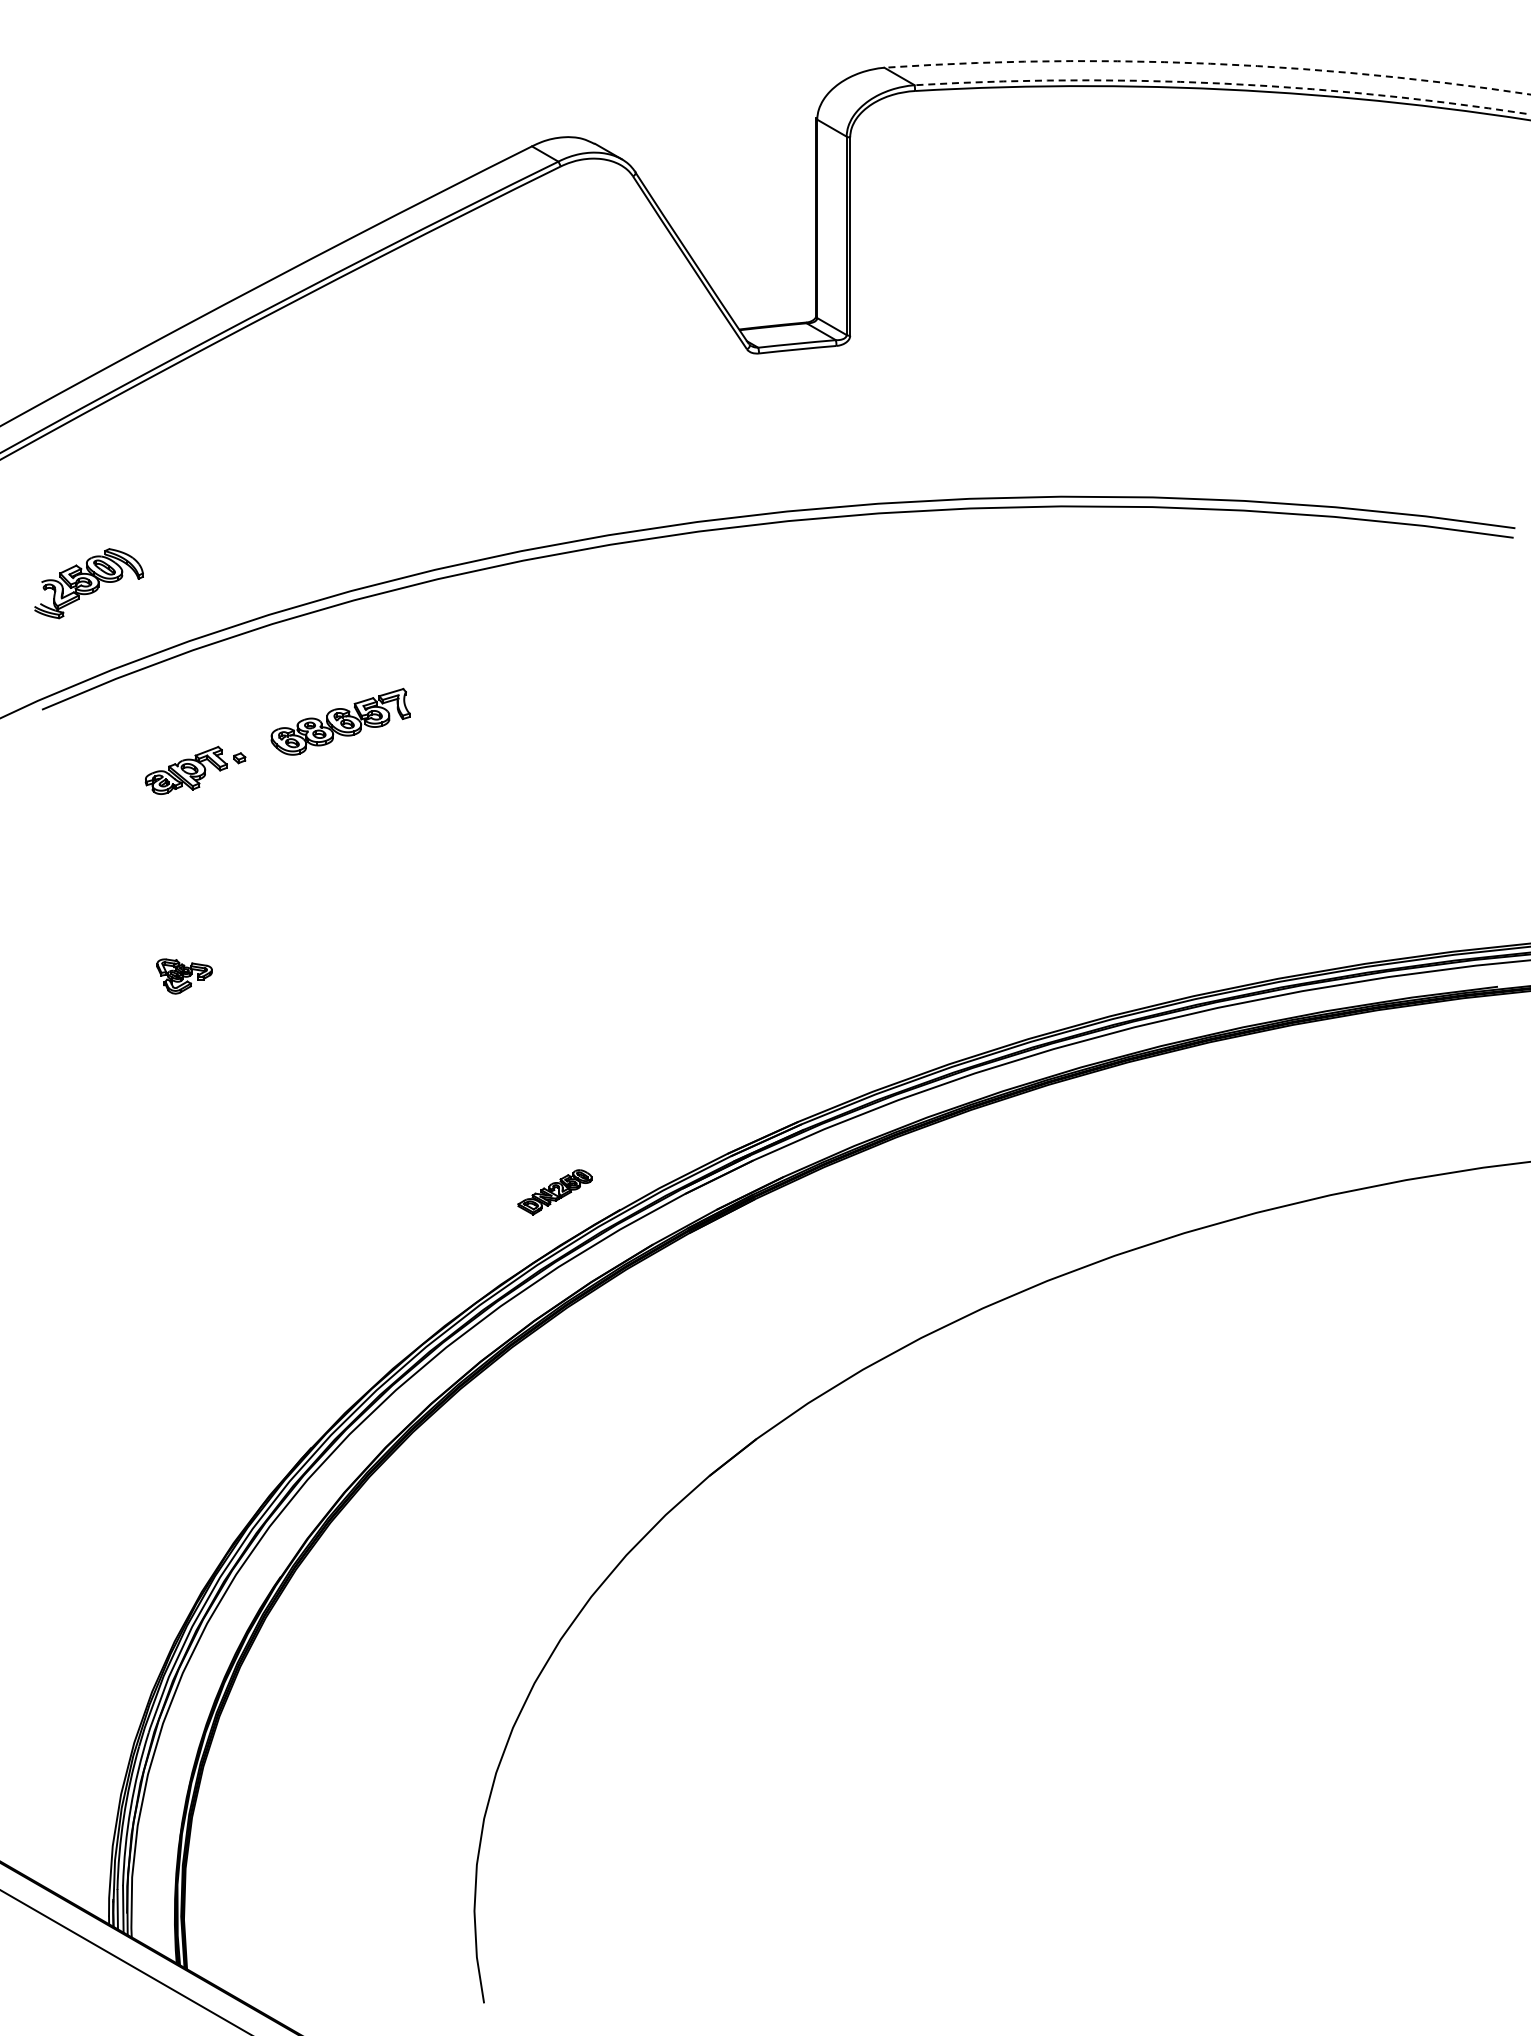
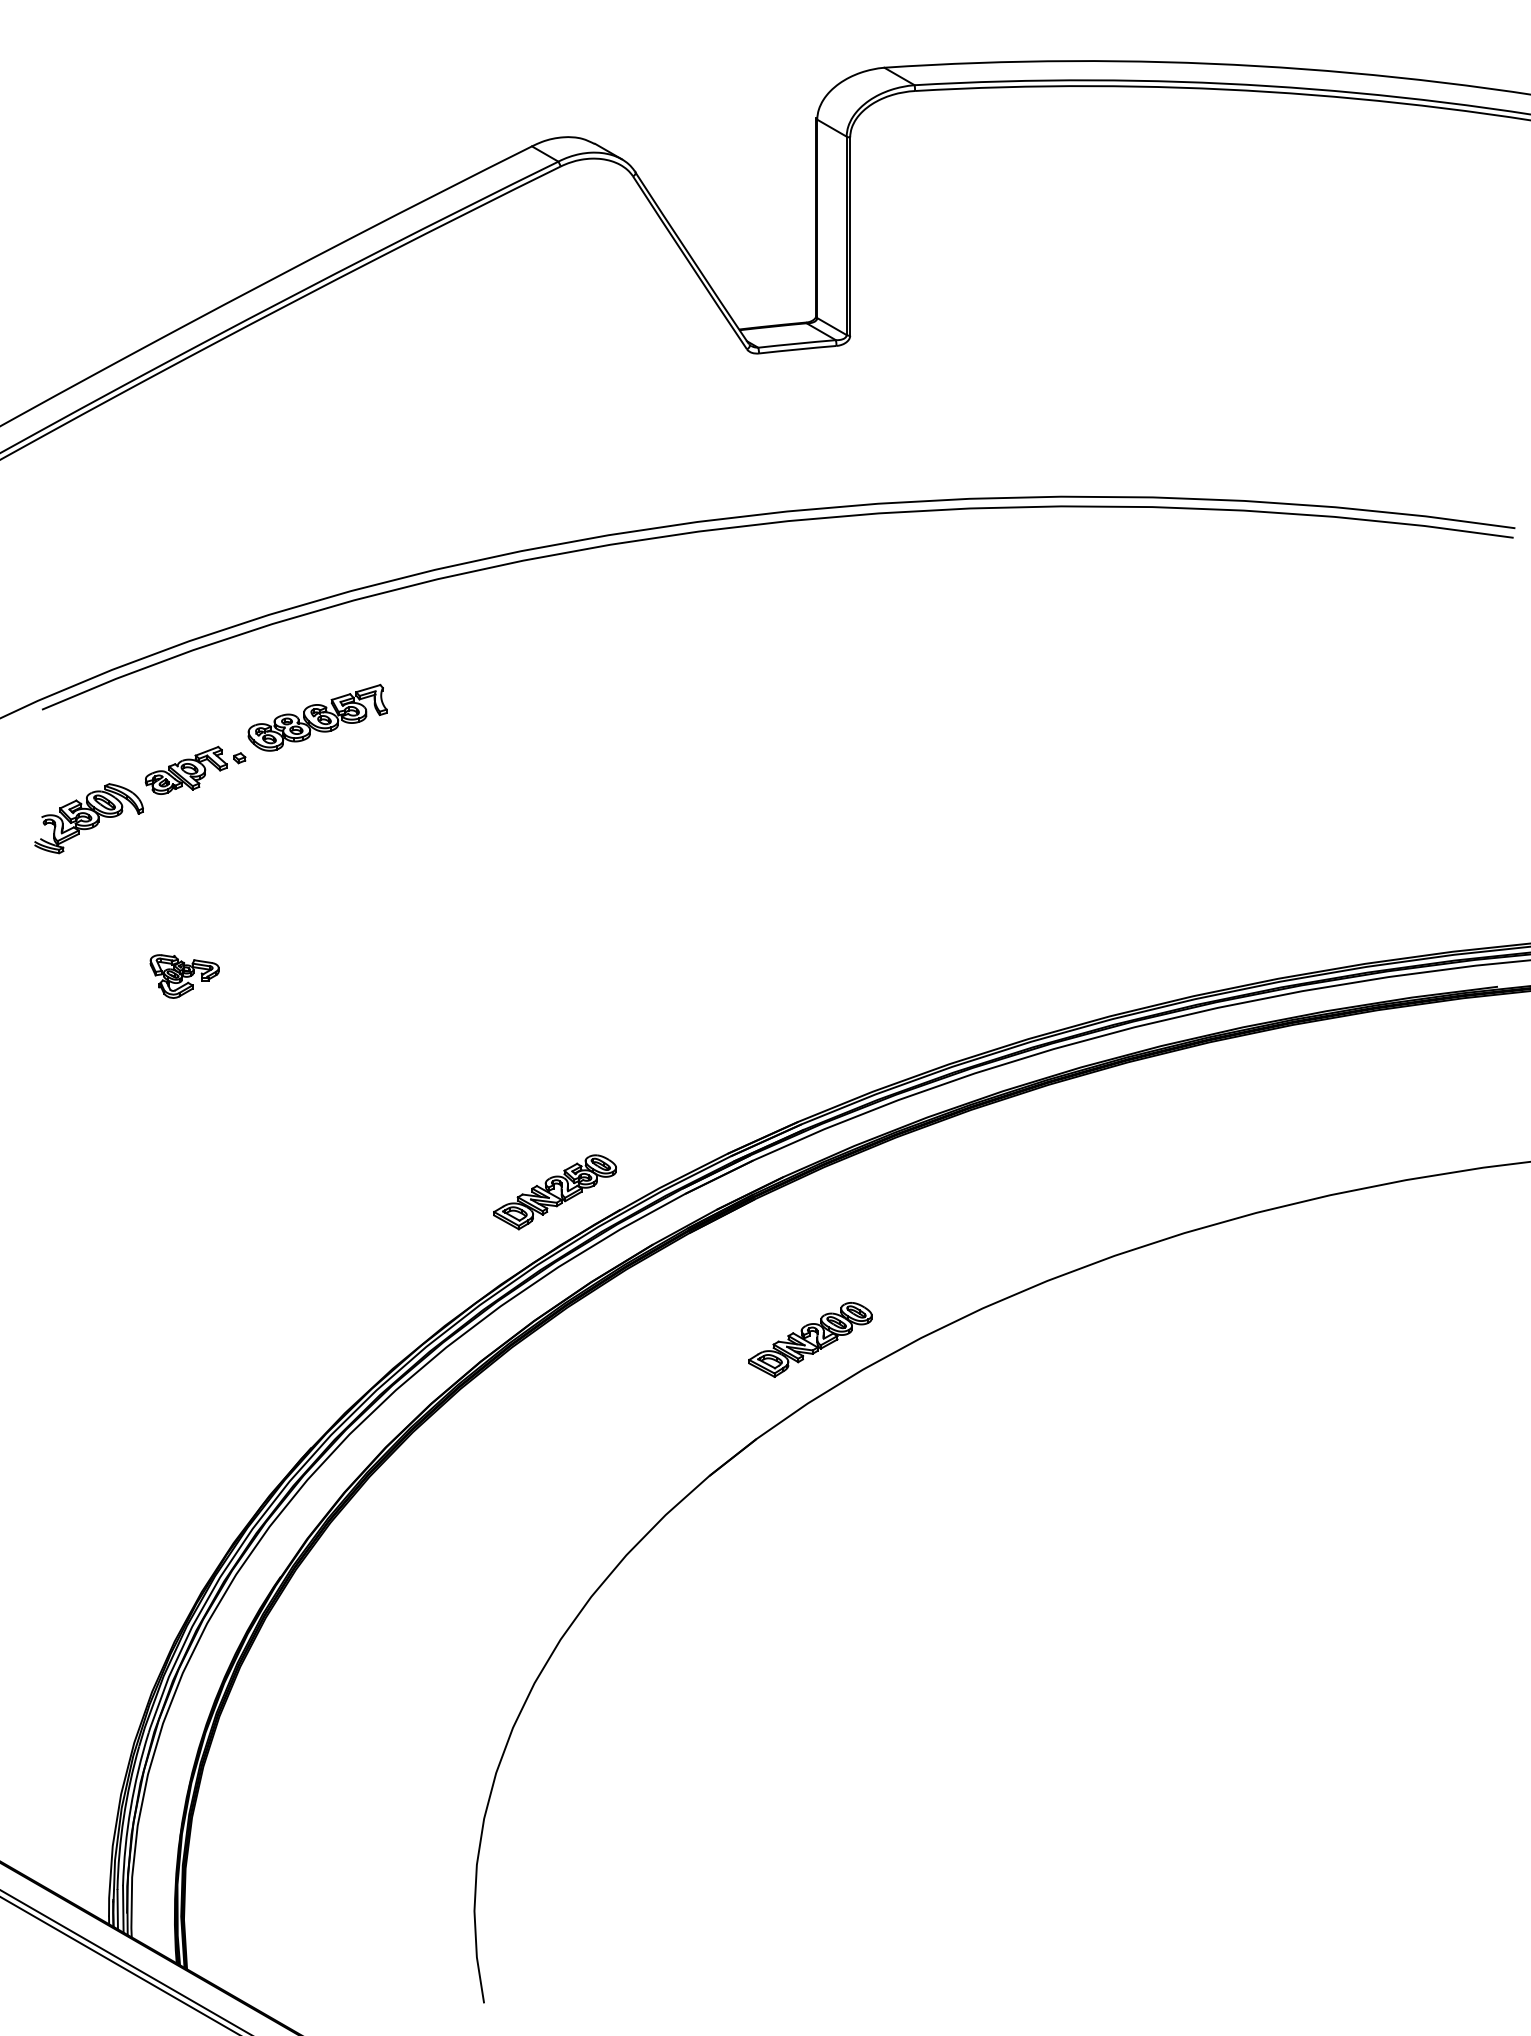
arc: dashed -> solid (1208, 63)
arc: dashed -> solid (1223, 83)
part position: (88, 583) -> (88, 818) (88, 818)
part position: (340, 721) -> (317, 717) (317, 717)
part size: 57x37 px -> 71x45 px (184, 976)
part size: 76x47 px -> 124x77 px (554, 1192)
part: none -> present (810, 1339)
line: none -> present (118, 1964)
